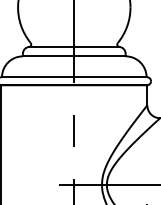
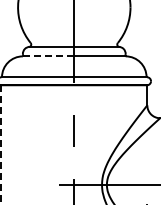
line: solid -> dashed (48, 56)
line: solid -> dashed (1, 145)
